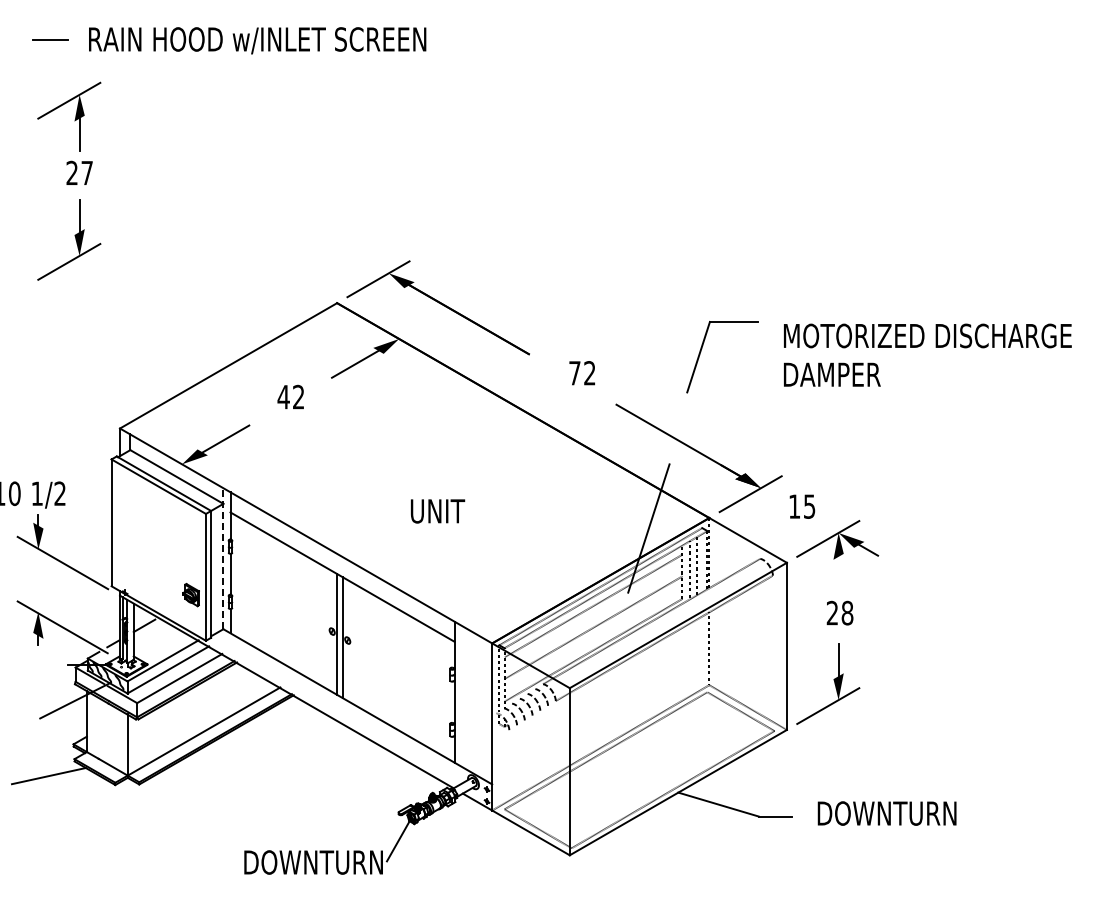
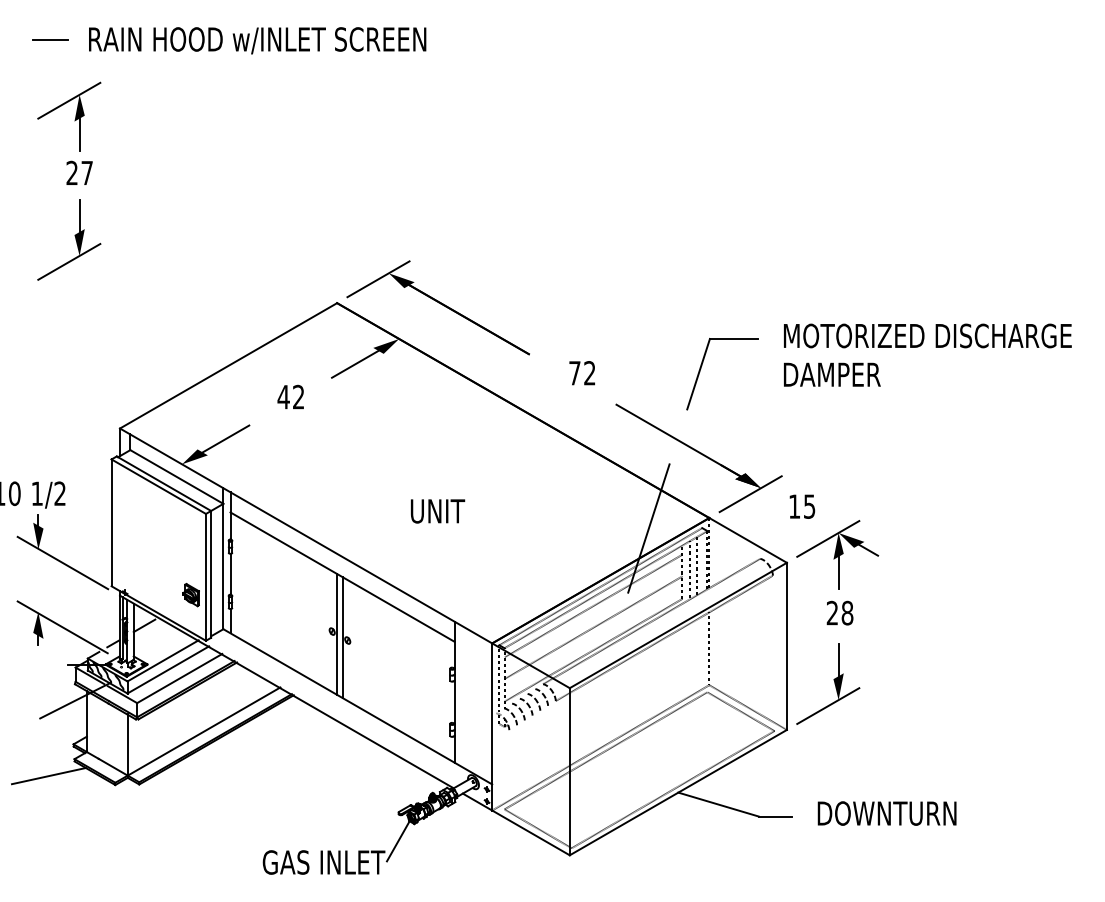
part position: (701, 352) -> (701, 369) (701, 369)
line: dashed -> solid (223, 558)
line: none -> present (838, 572)
text: DOWNTURN -> GAS INLET (314, 862)
